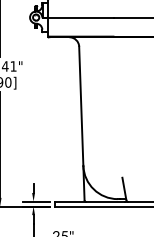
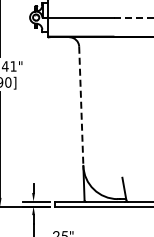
line: solid -> dashed (134, 17)
line: solid -> dashed (81, 106)
